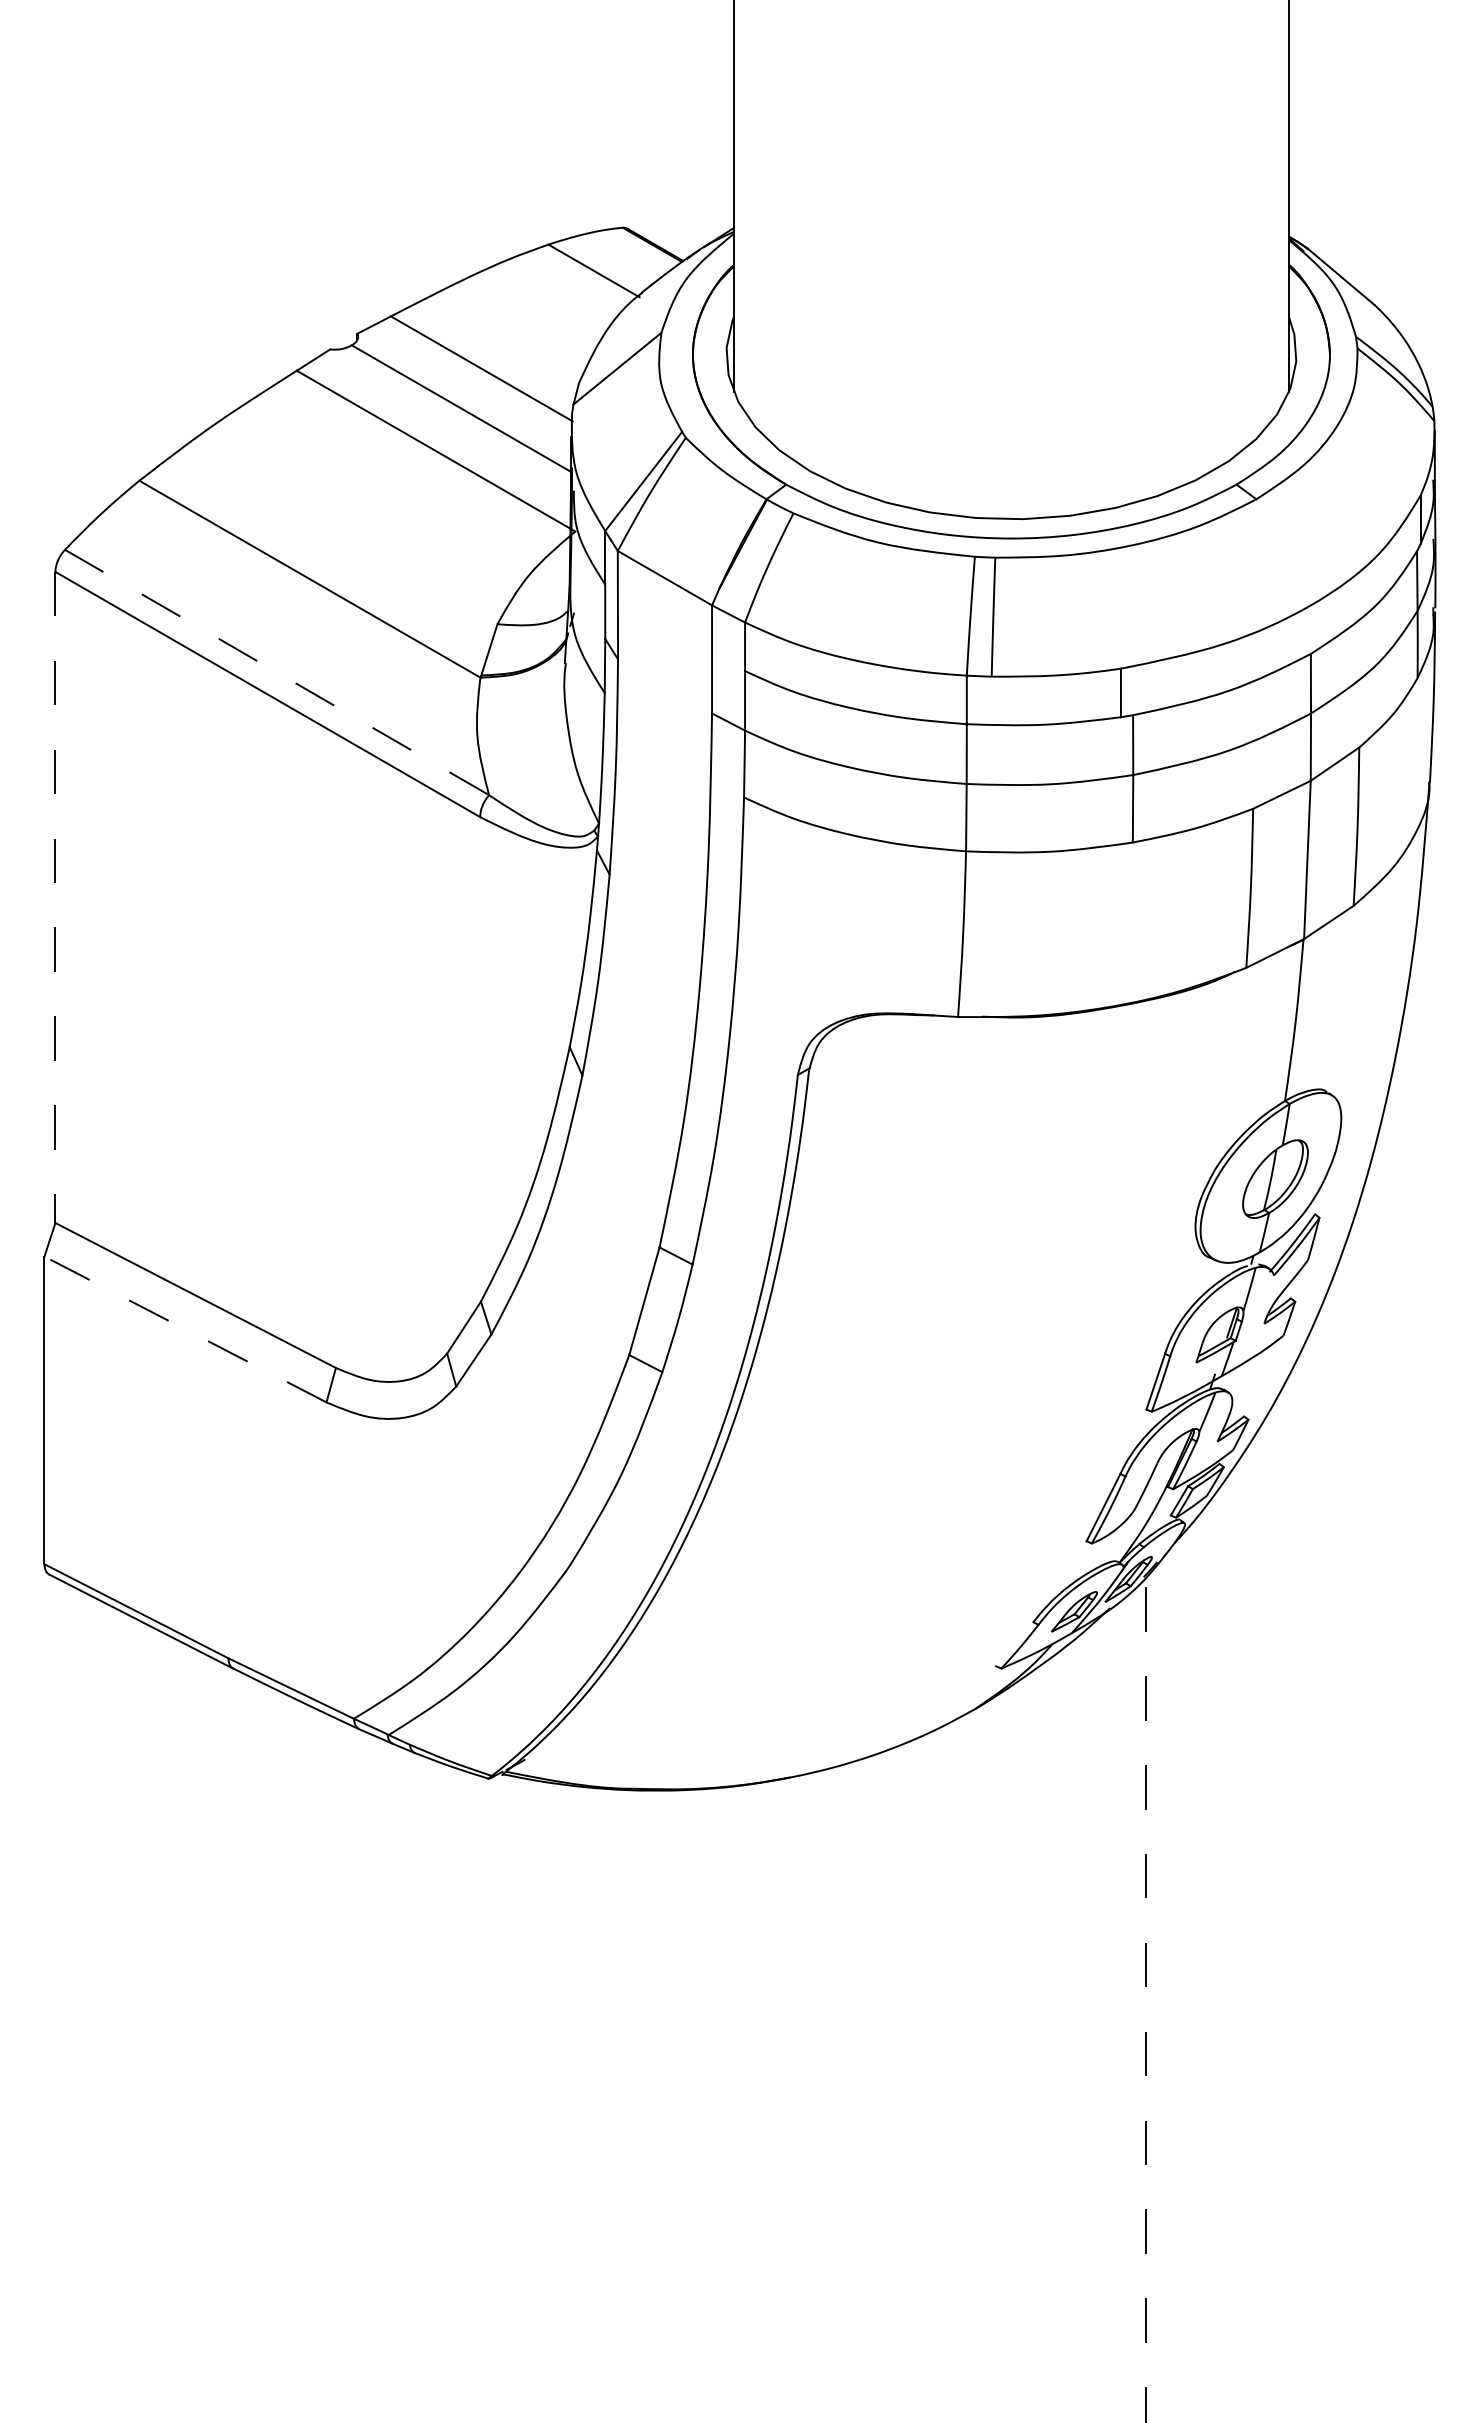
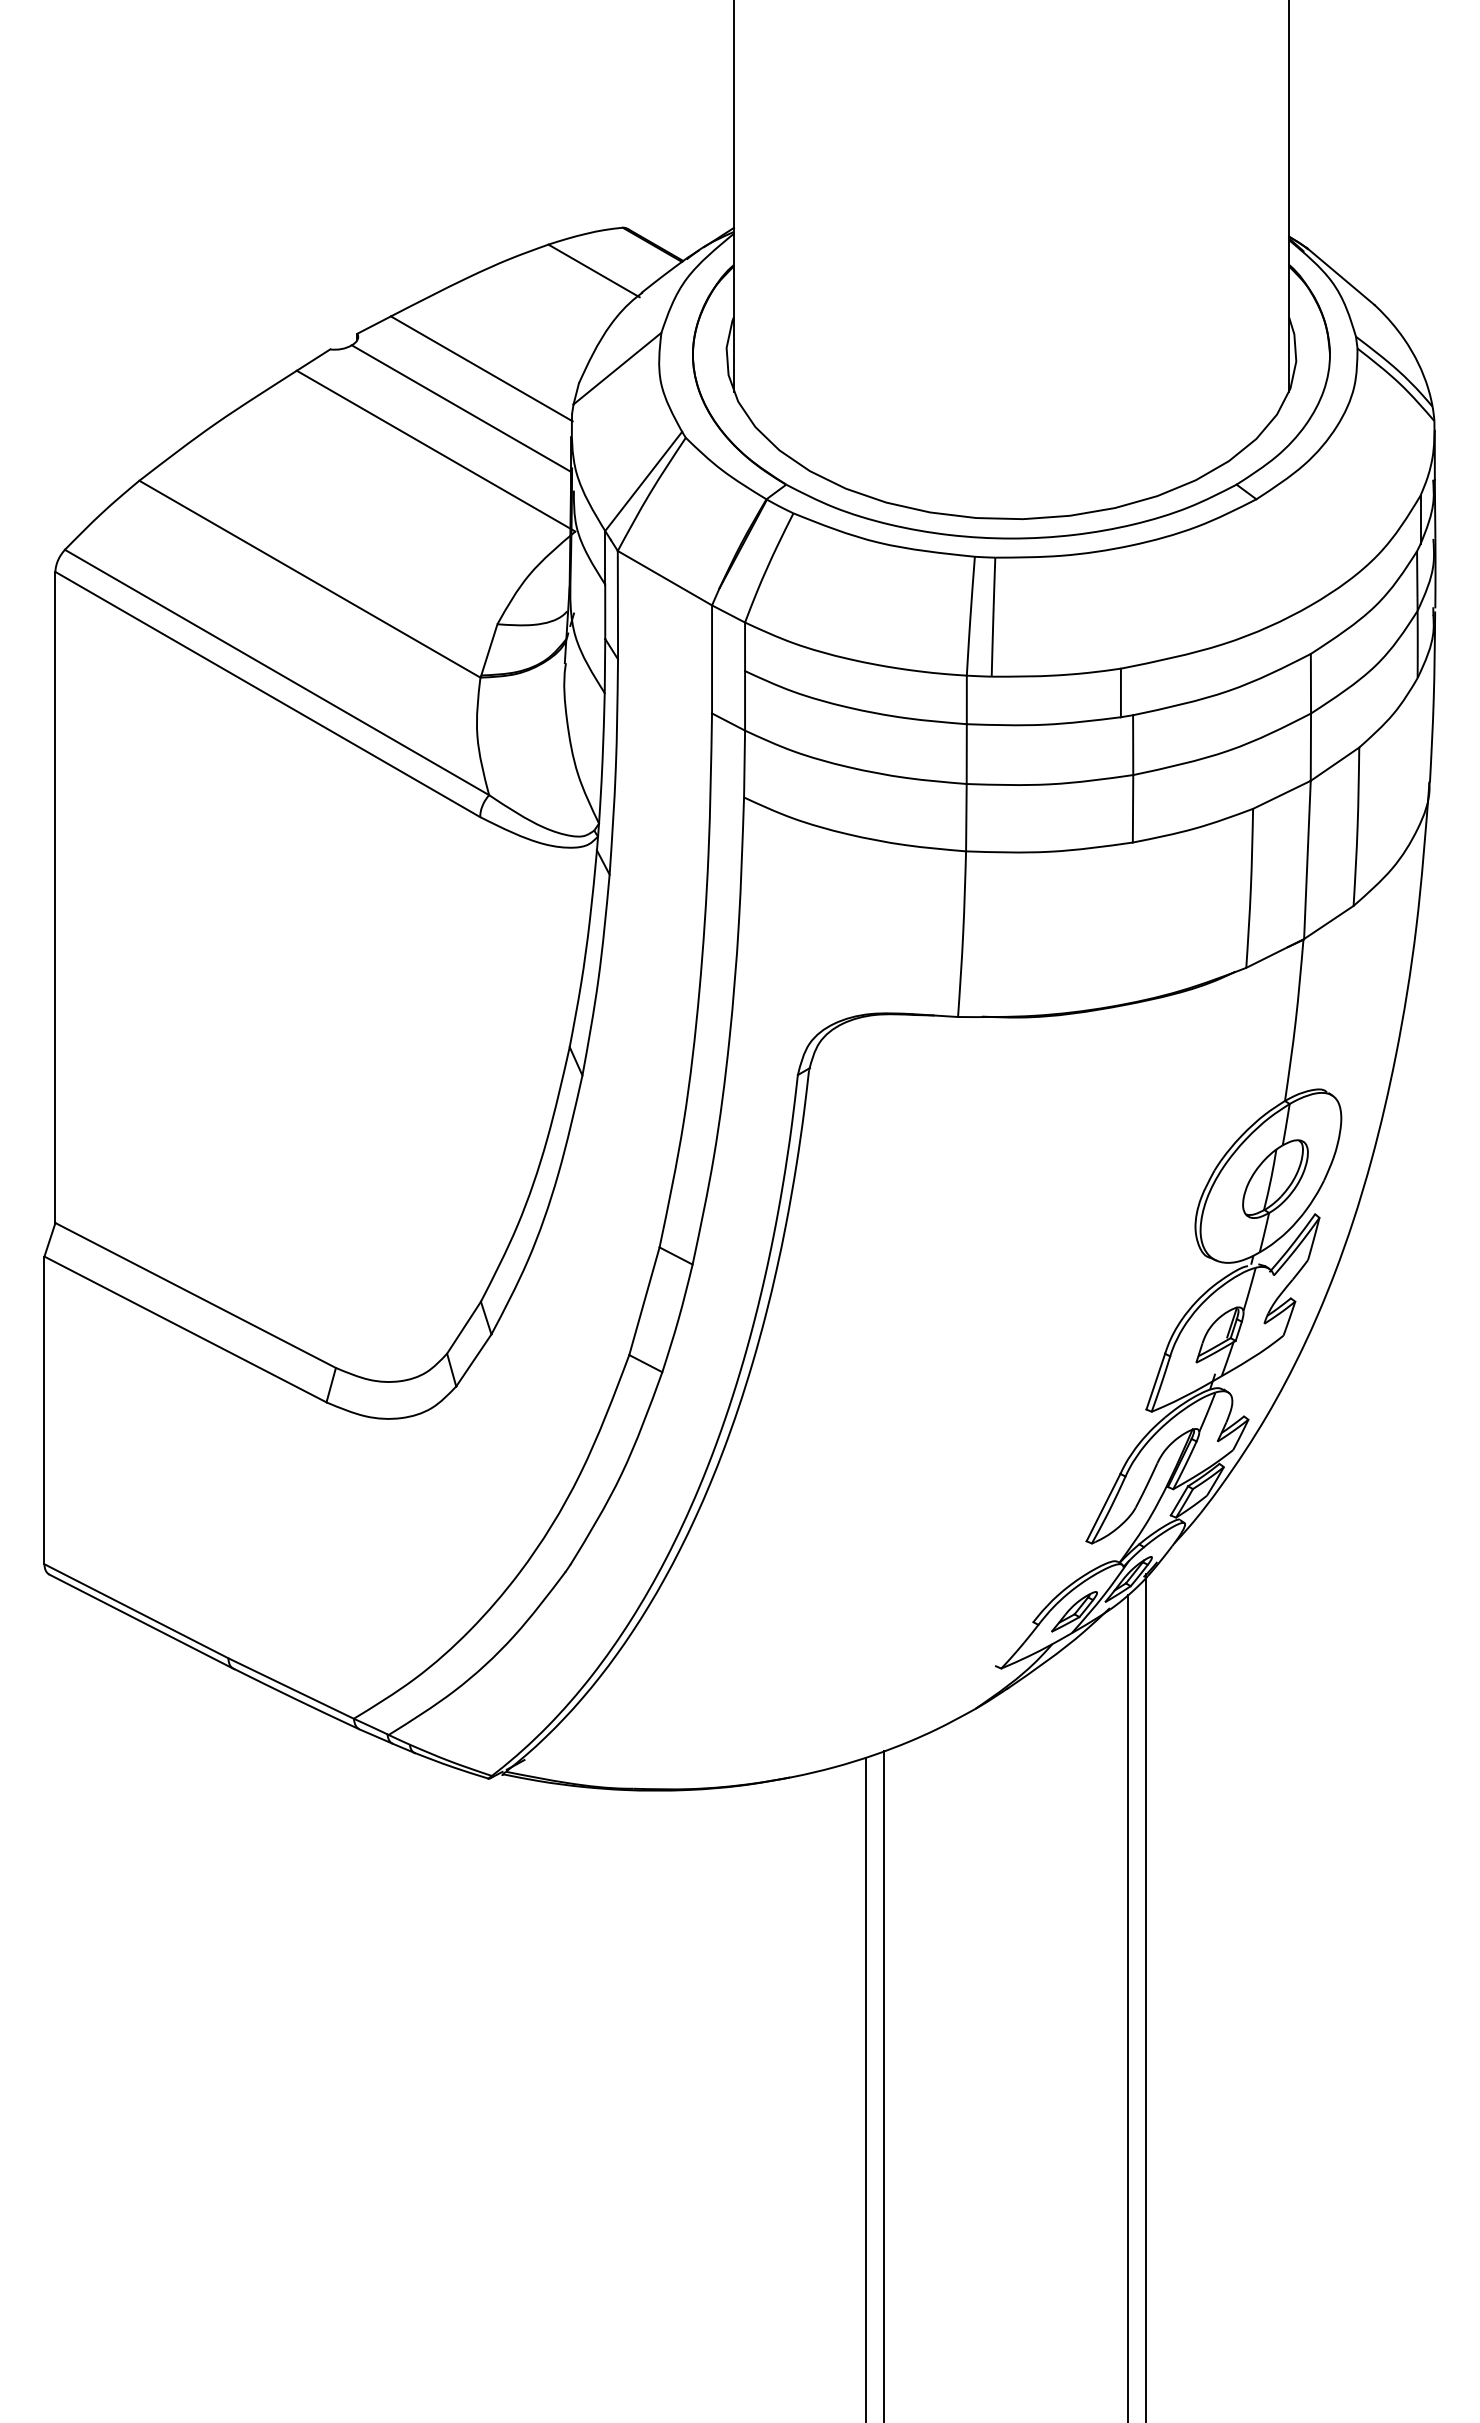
line: dashed -> solid (277, 672)
line: dashed -> solid (55, 897)
line: dashed -> solid (185, 1329)
line: dashed -> solid (1146, 1997)
line: none -> present (1128, 2007)
line: none -> present (883, 2084)
line: none -> present (865, 2088)
